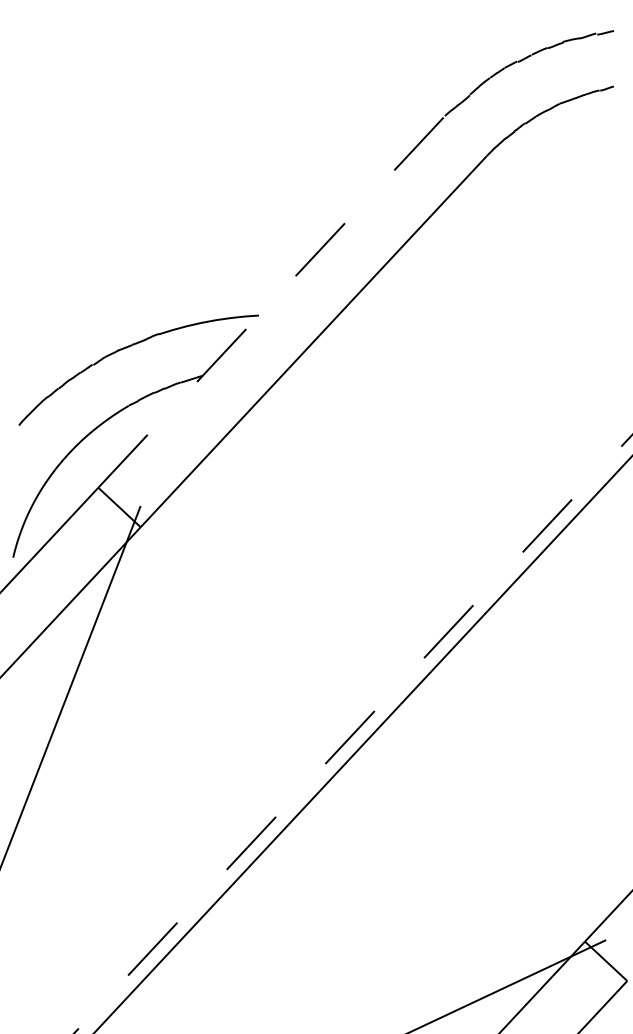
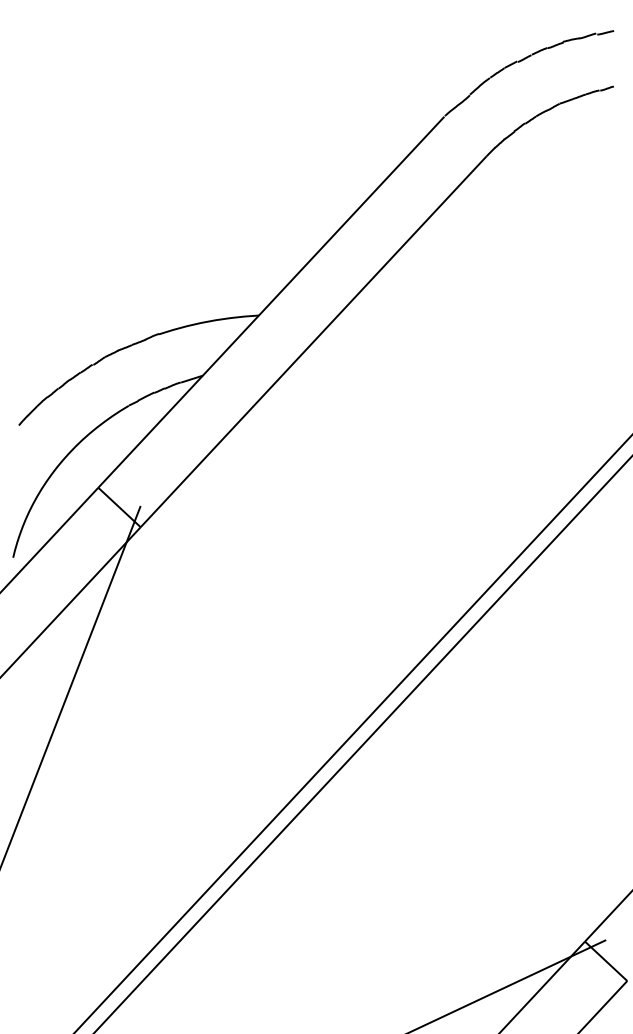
line: dashed -> solid (271, 302)
line: dashed -> solid (353, 734)
